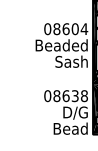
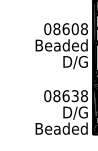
text: 08604 -> 08608 (84, 29)
text: Sash -> D/G (71, 62)
text: Bead -> Beaded (57, 128)
